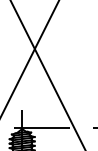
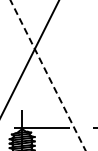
line: solid -> dashed (48, 75)
